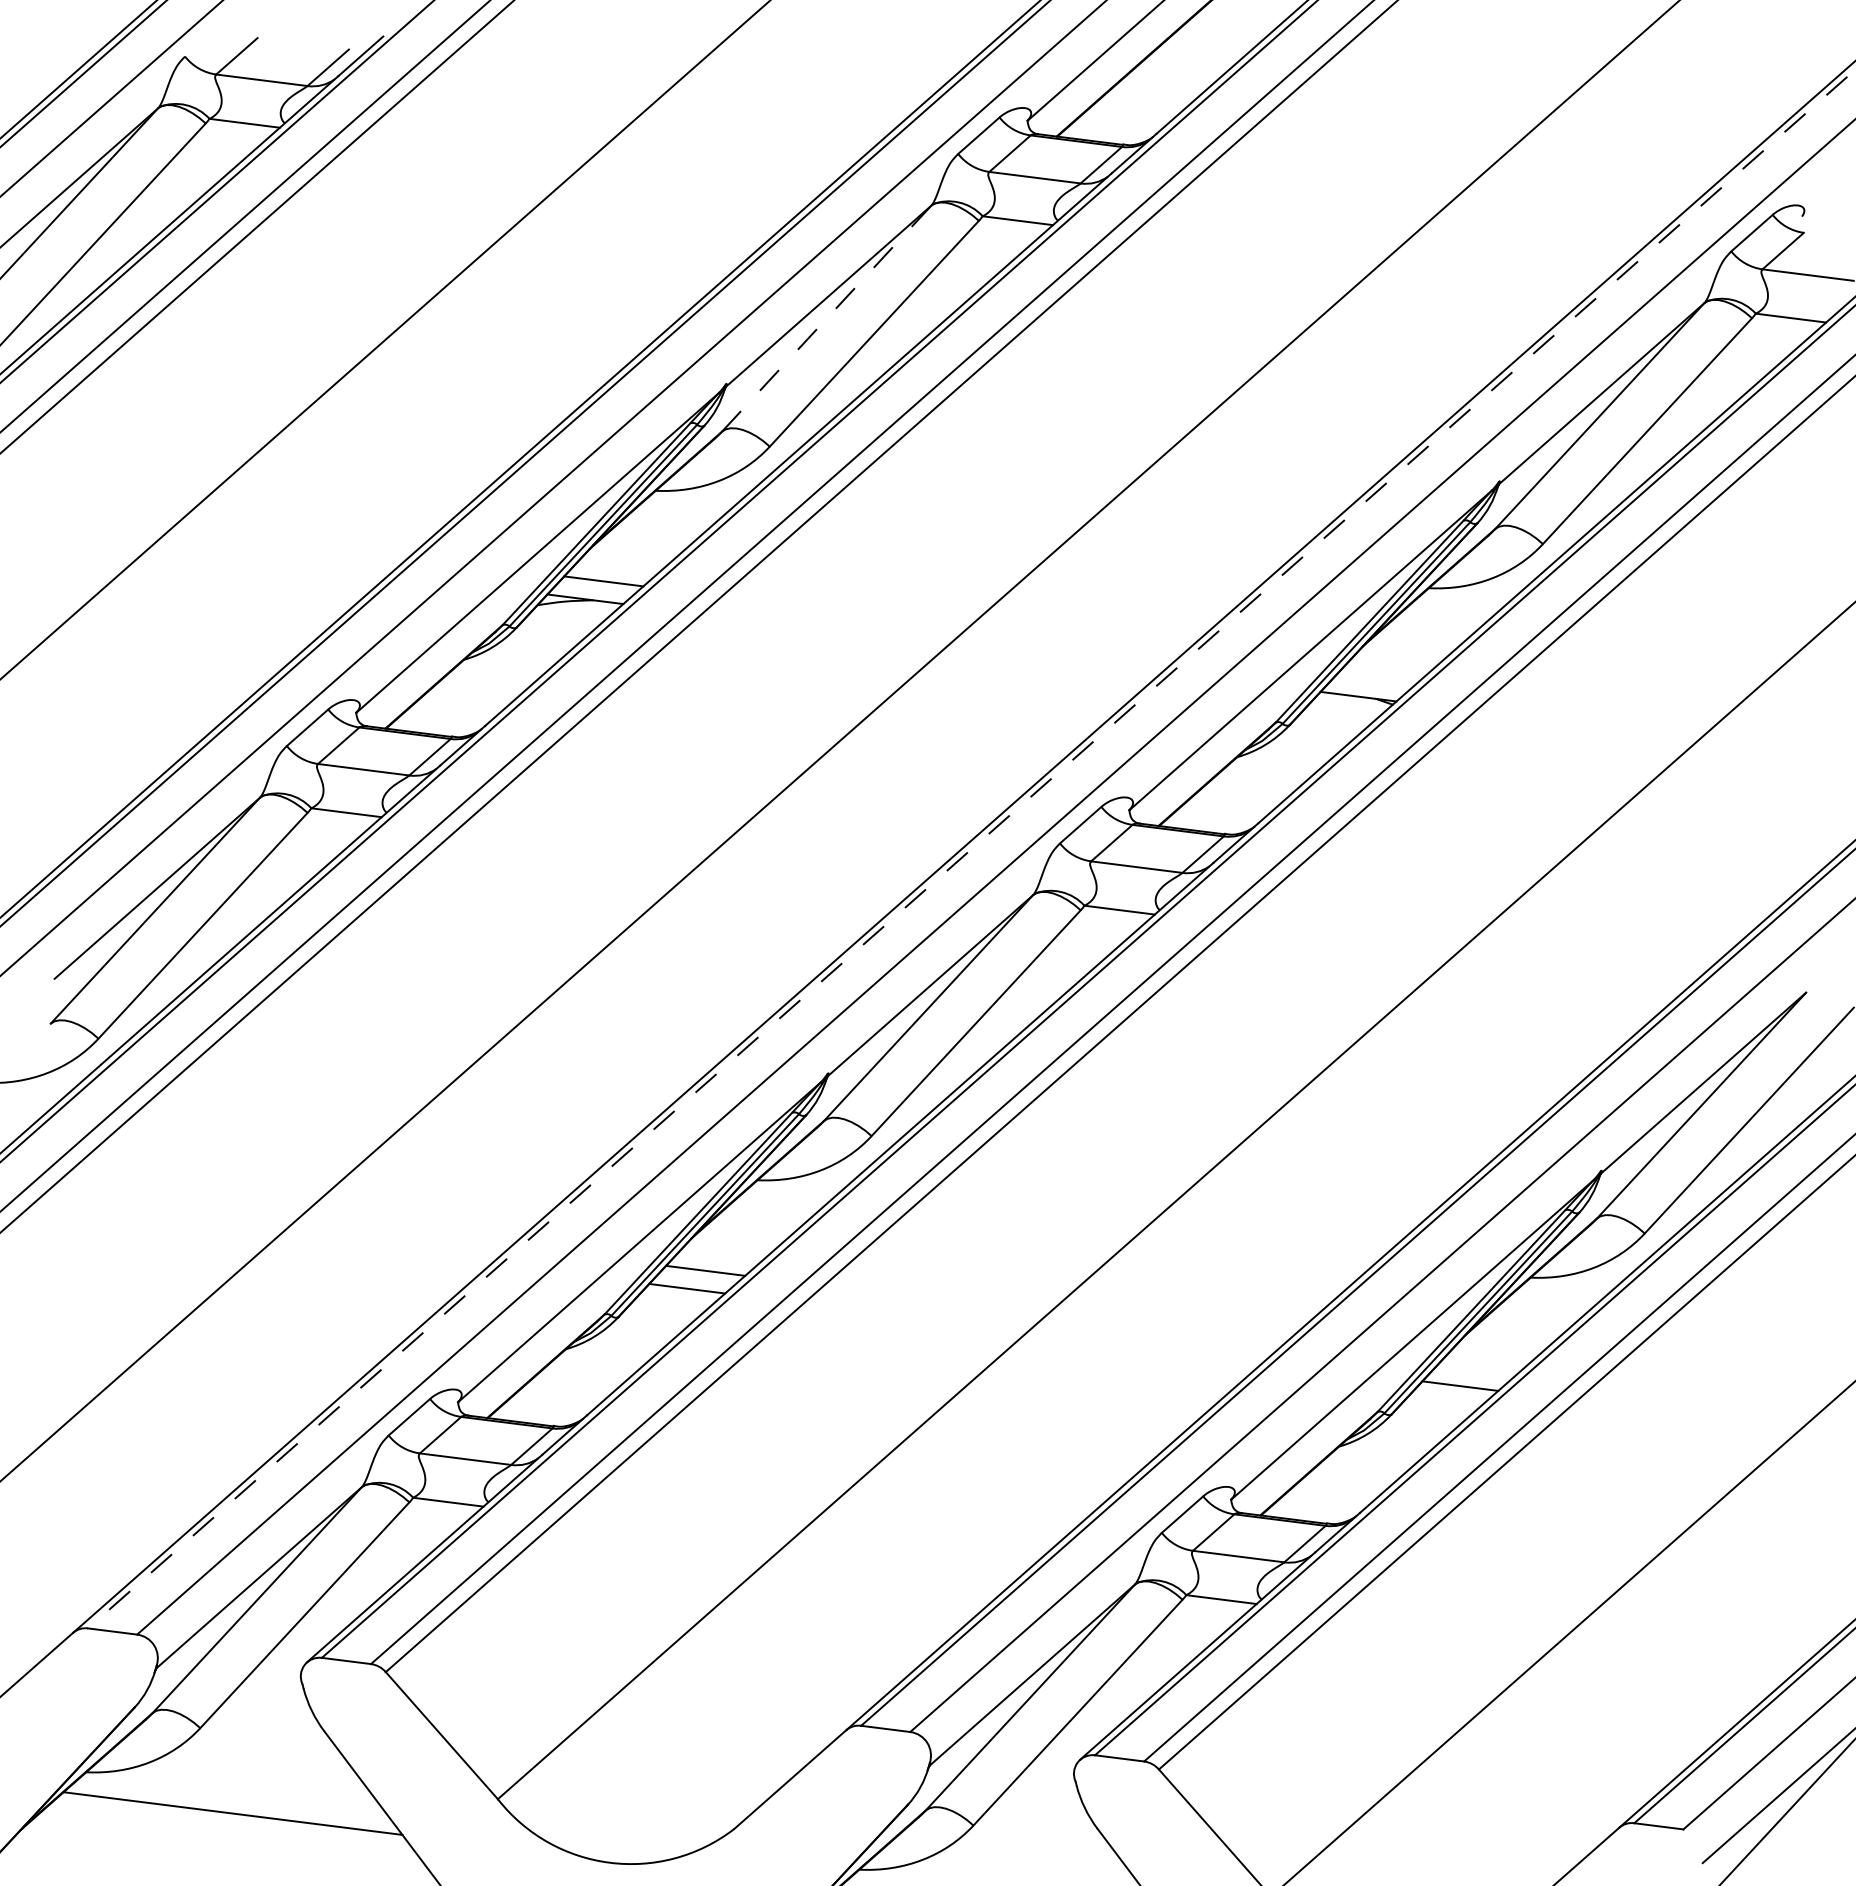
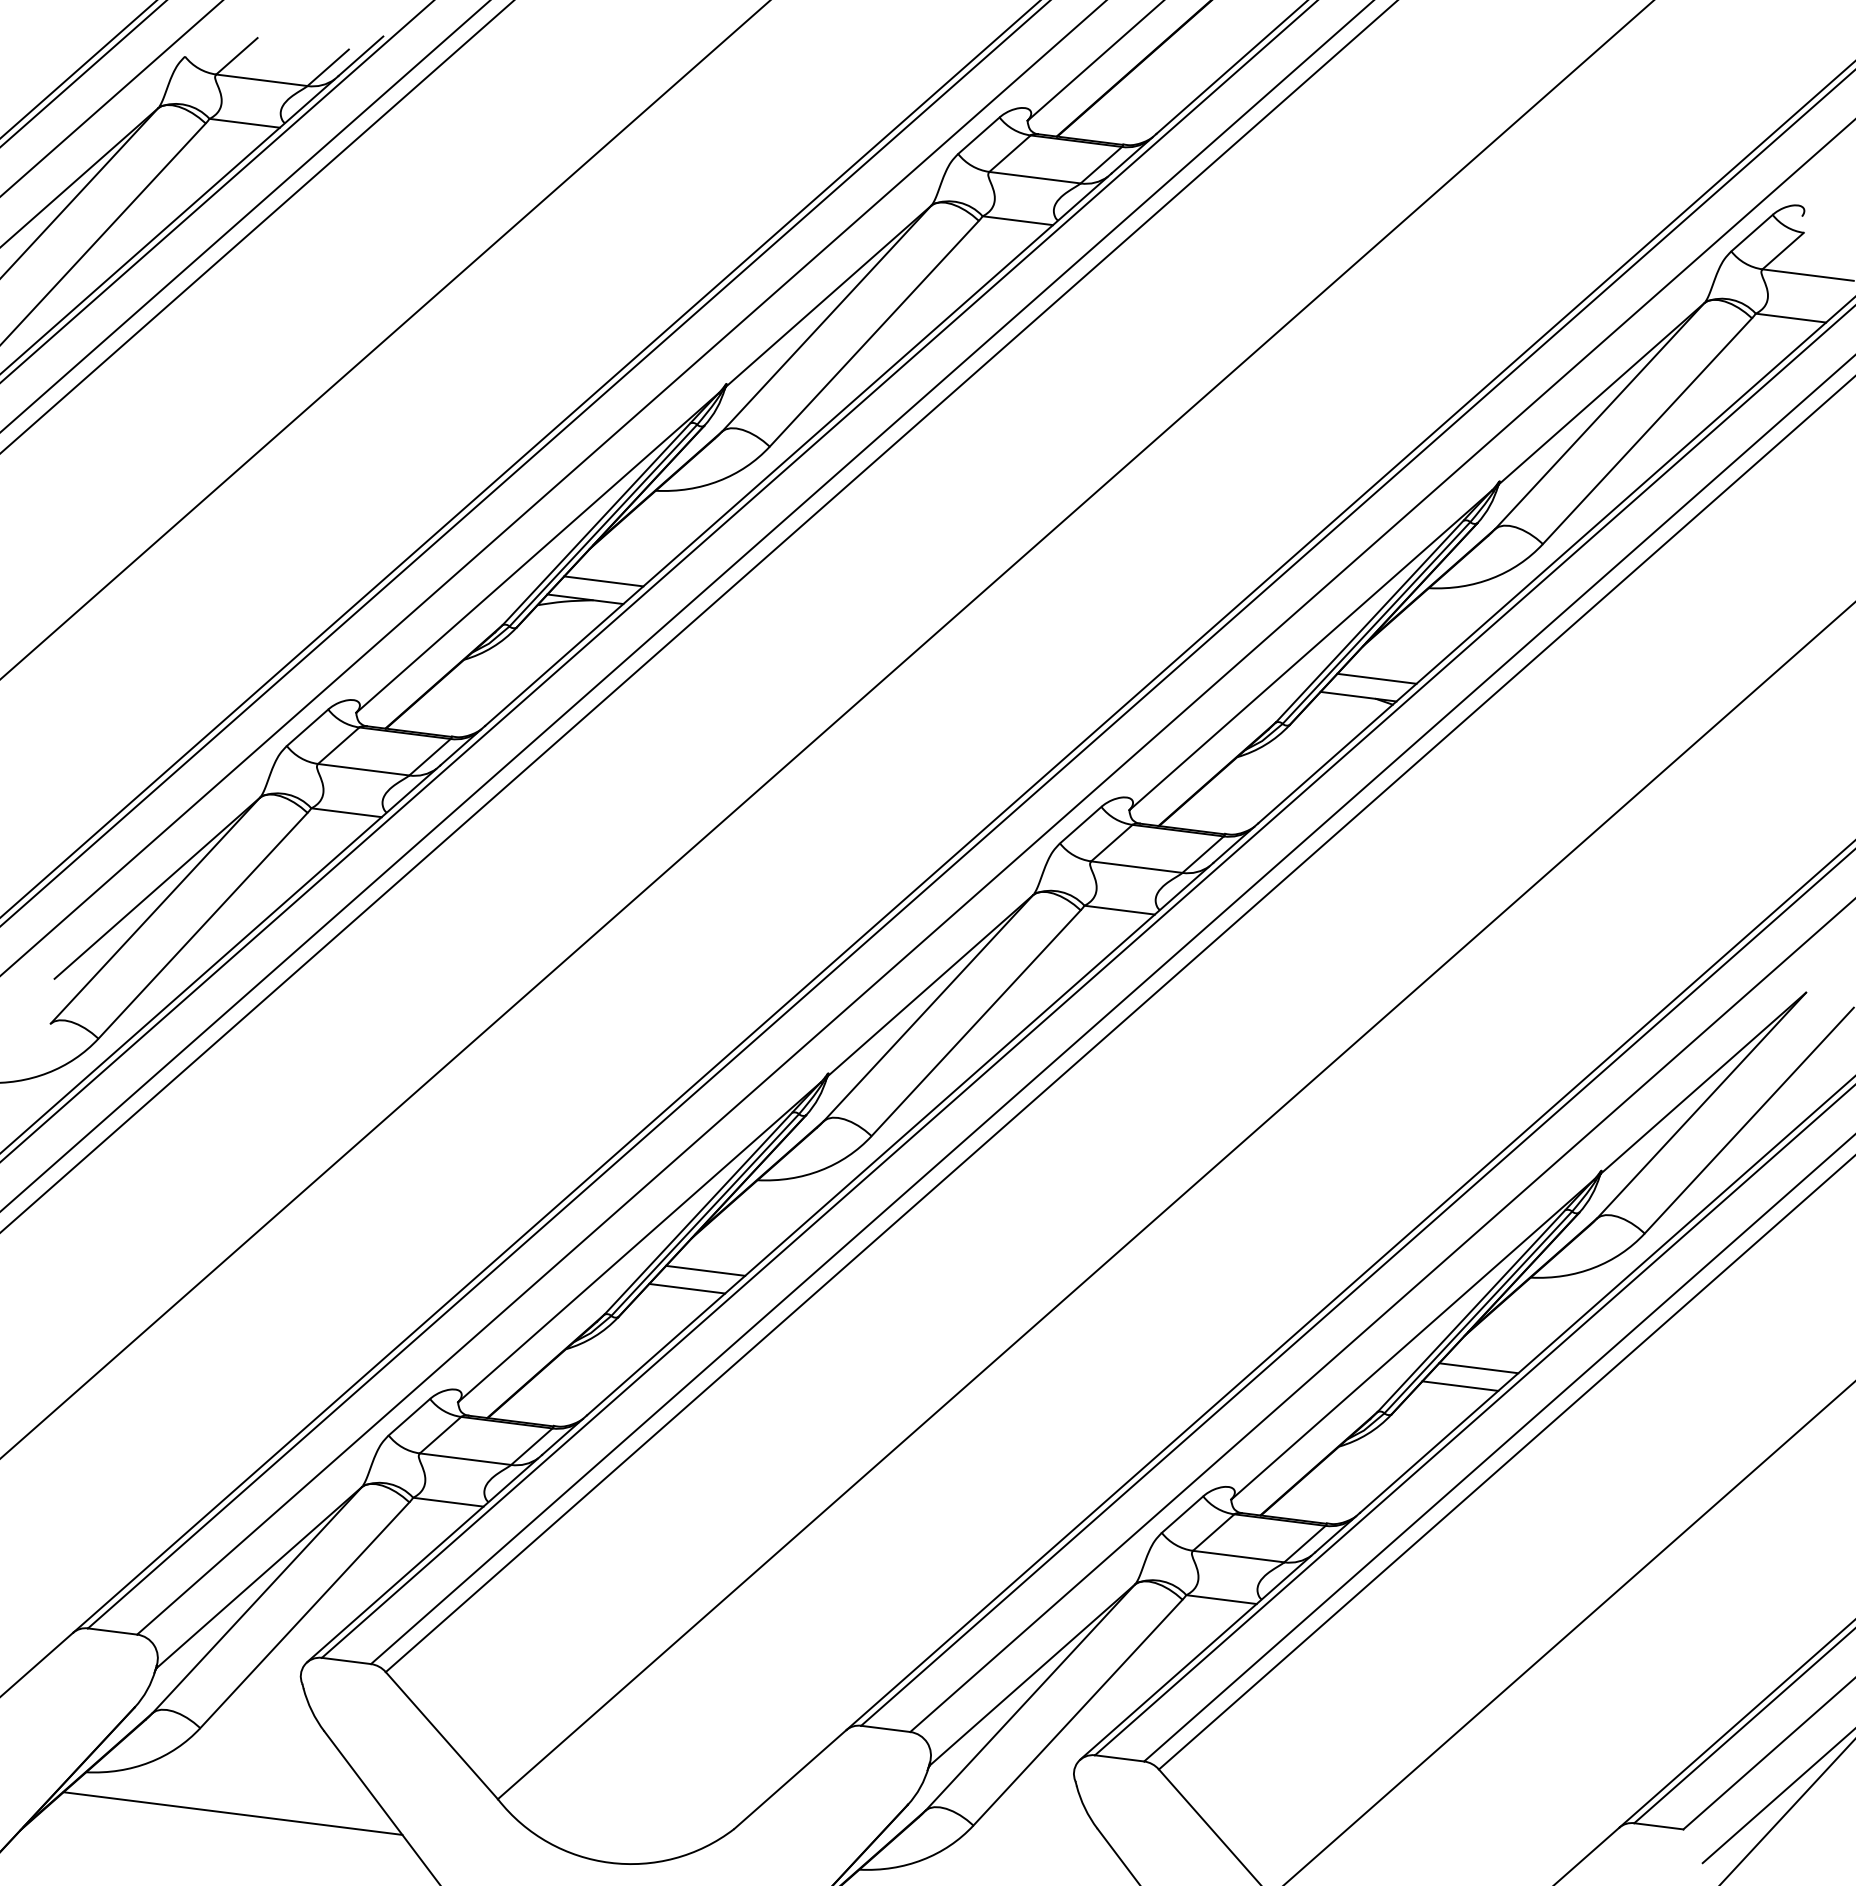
line: dashed -> solid (826, 318)
line: none -> present (1376, 678)
line position: (839, 740) -> (826, 729) (826, 729)
line: dashed -> solid (971, 849)
line: none -> present (1478, 1368)
